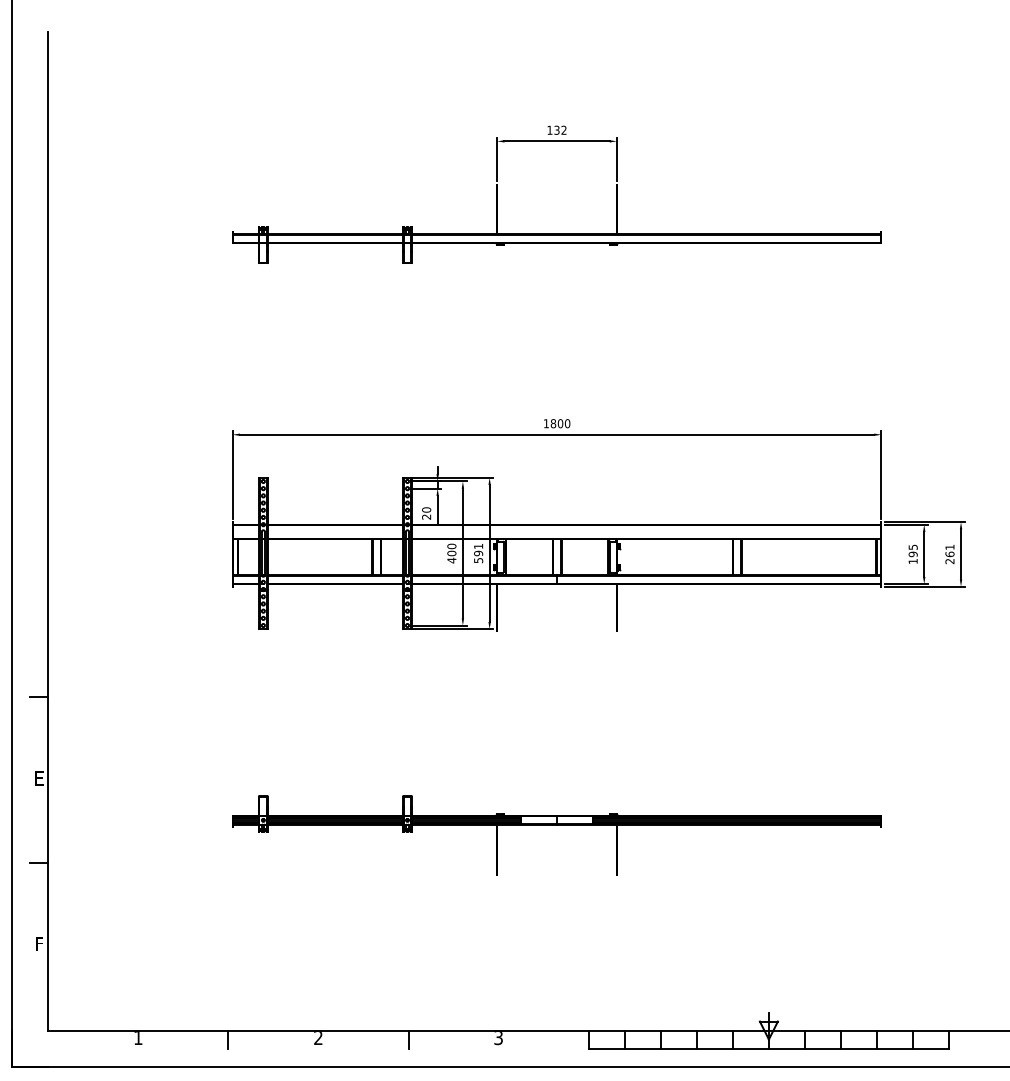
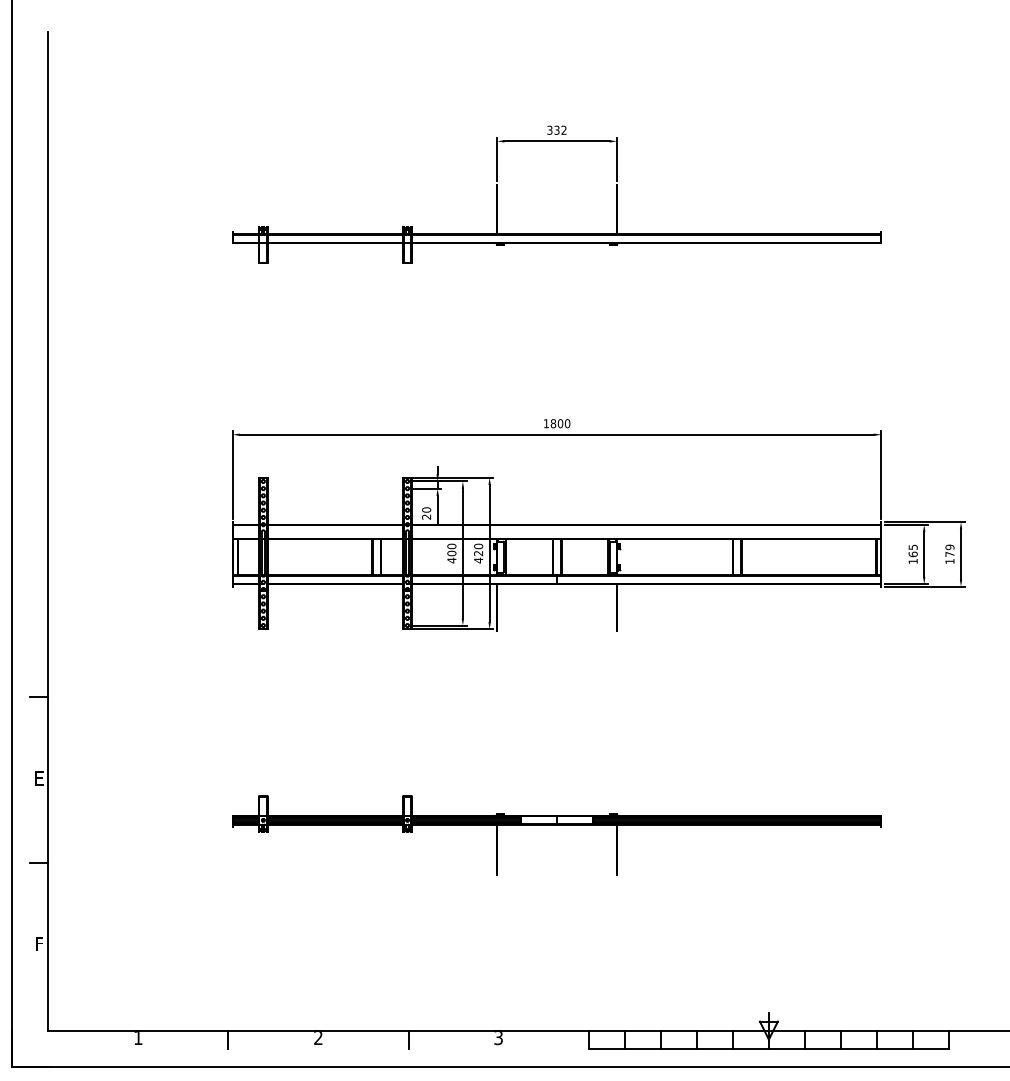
text: 132 -> 332 (549, 129)
text: 591 -> 420 (478, 553)
text: 195 -> 165 (912, 554)
text: 261 -> 179 (949, 554)
